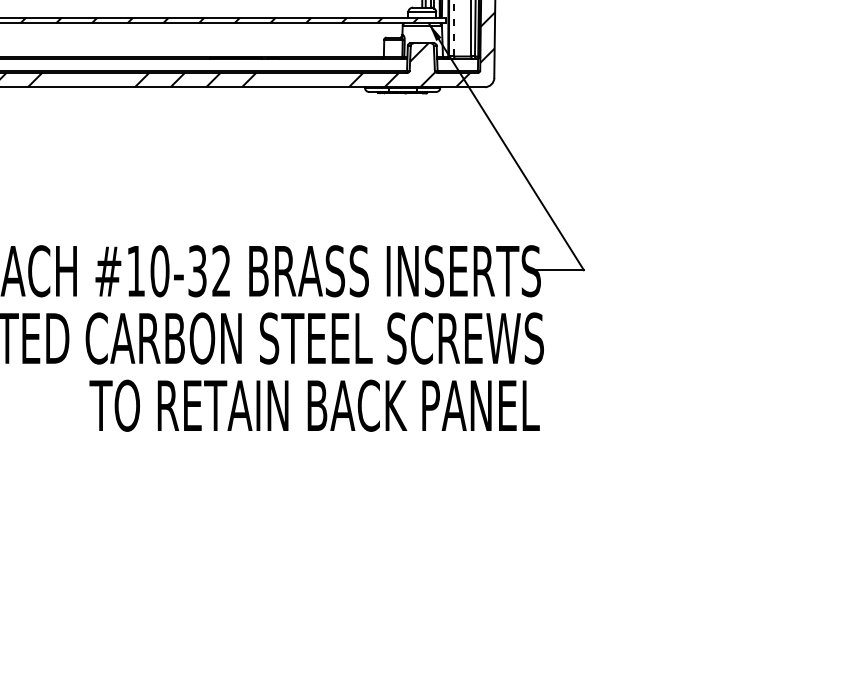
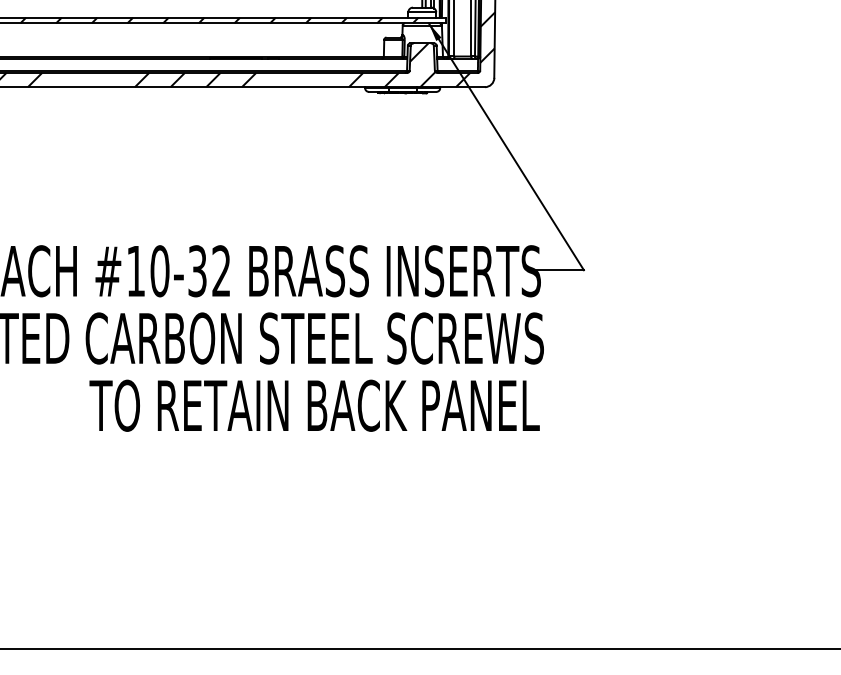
line: dashed -> solid (454, 28)
line: none -> present (419, 649)
